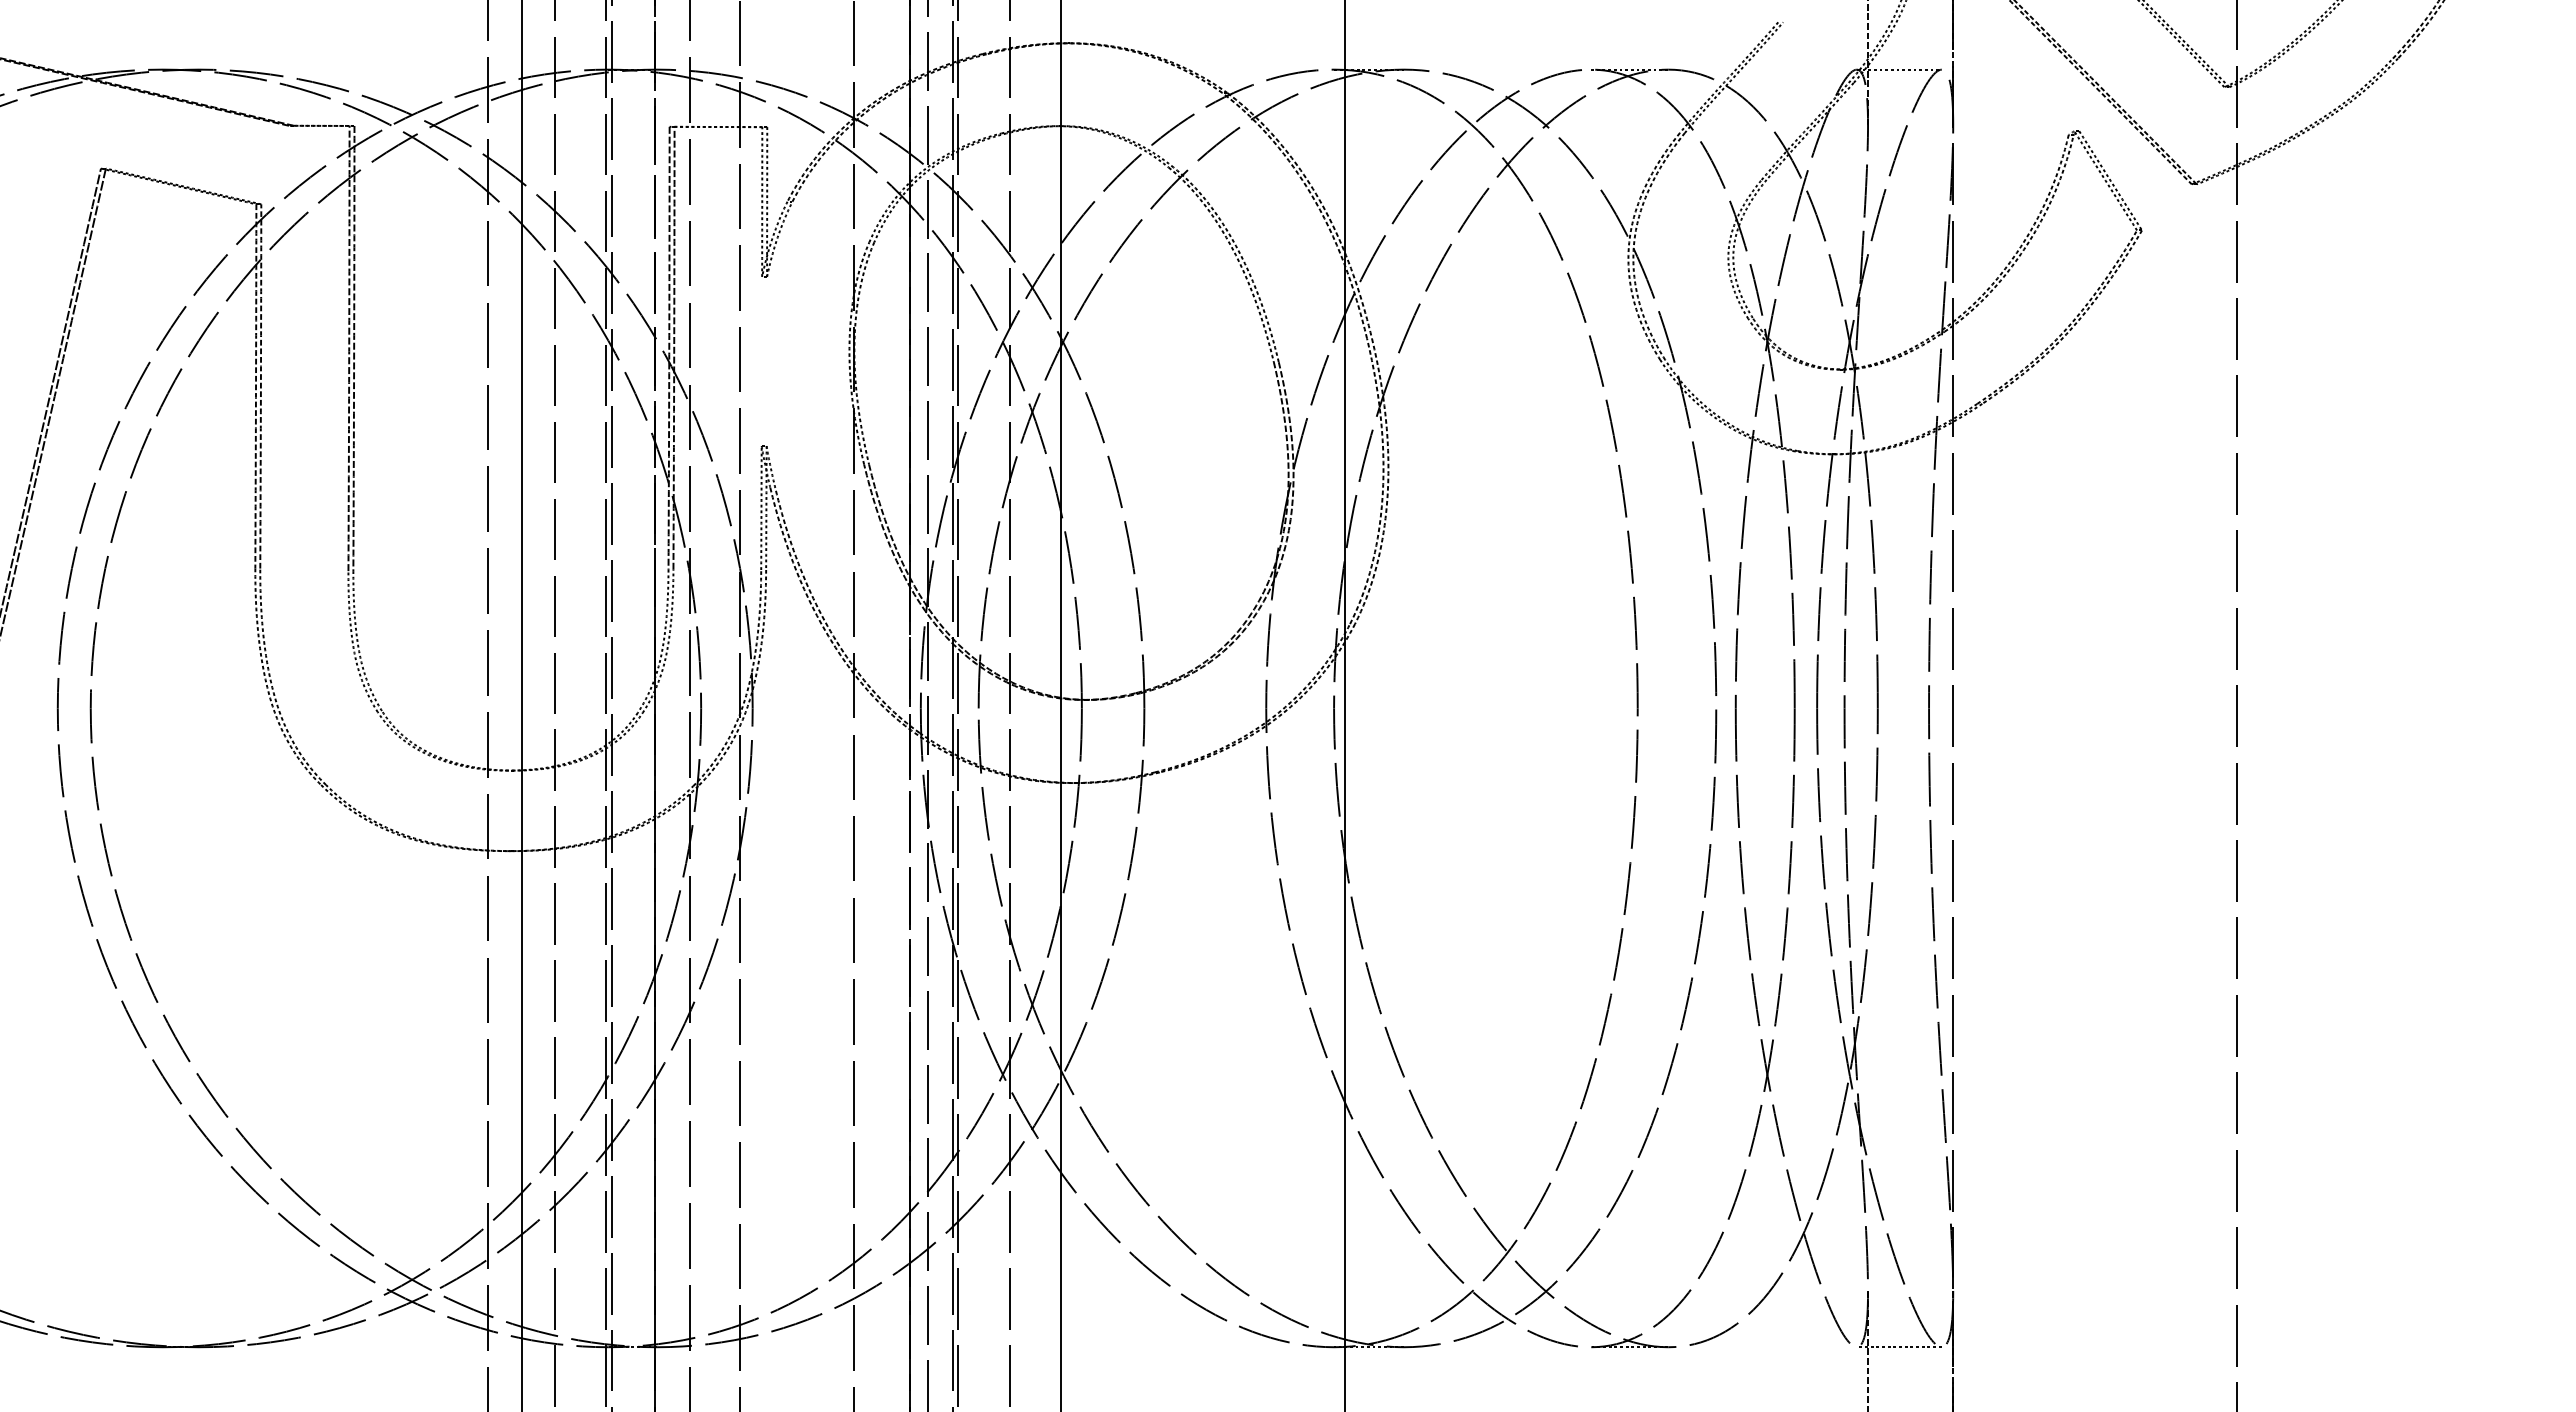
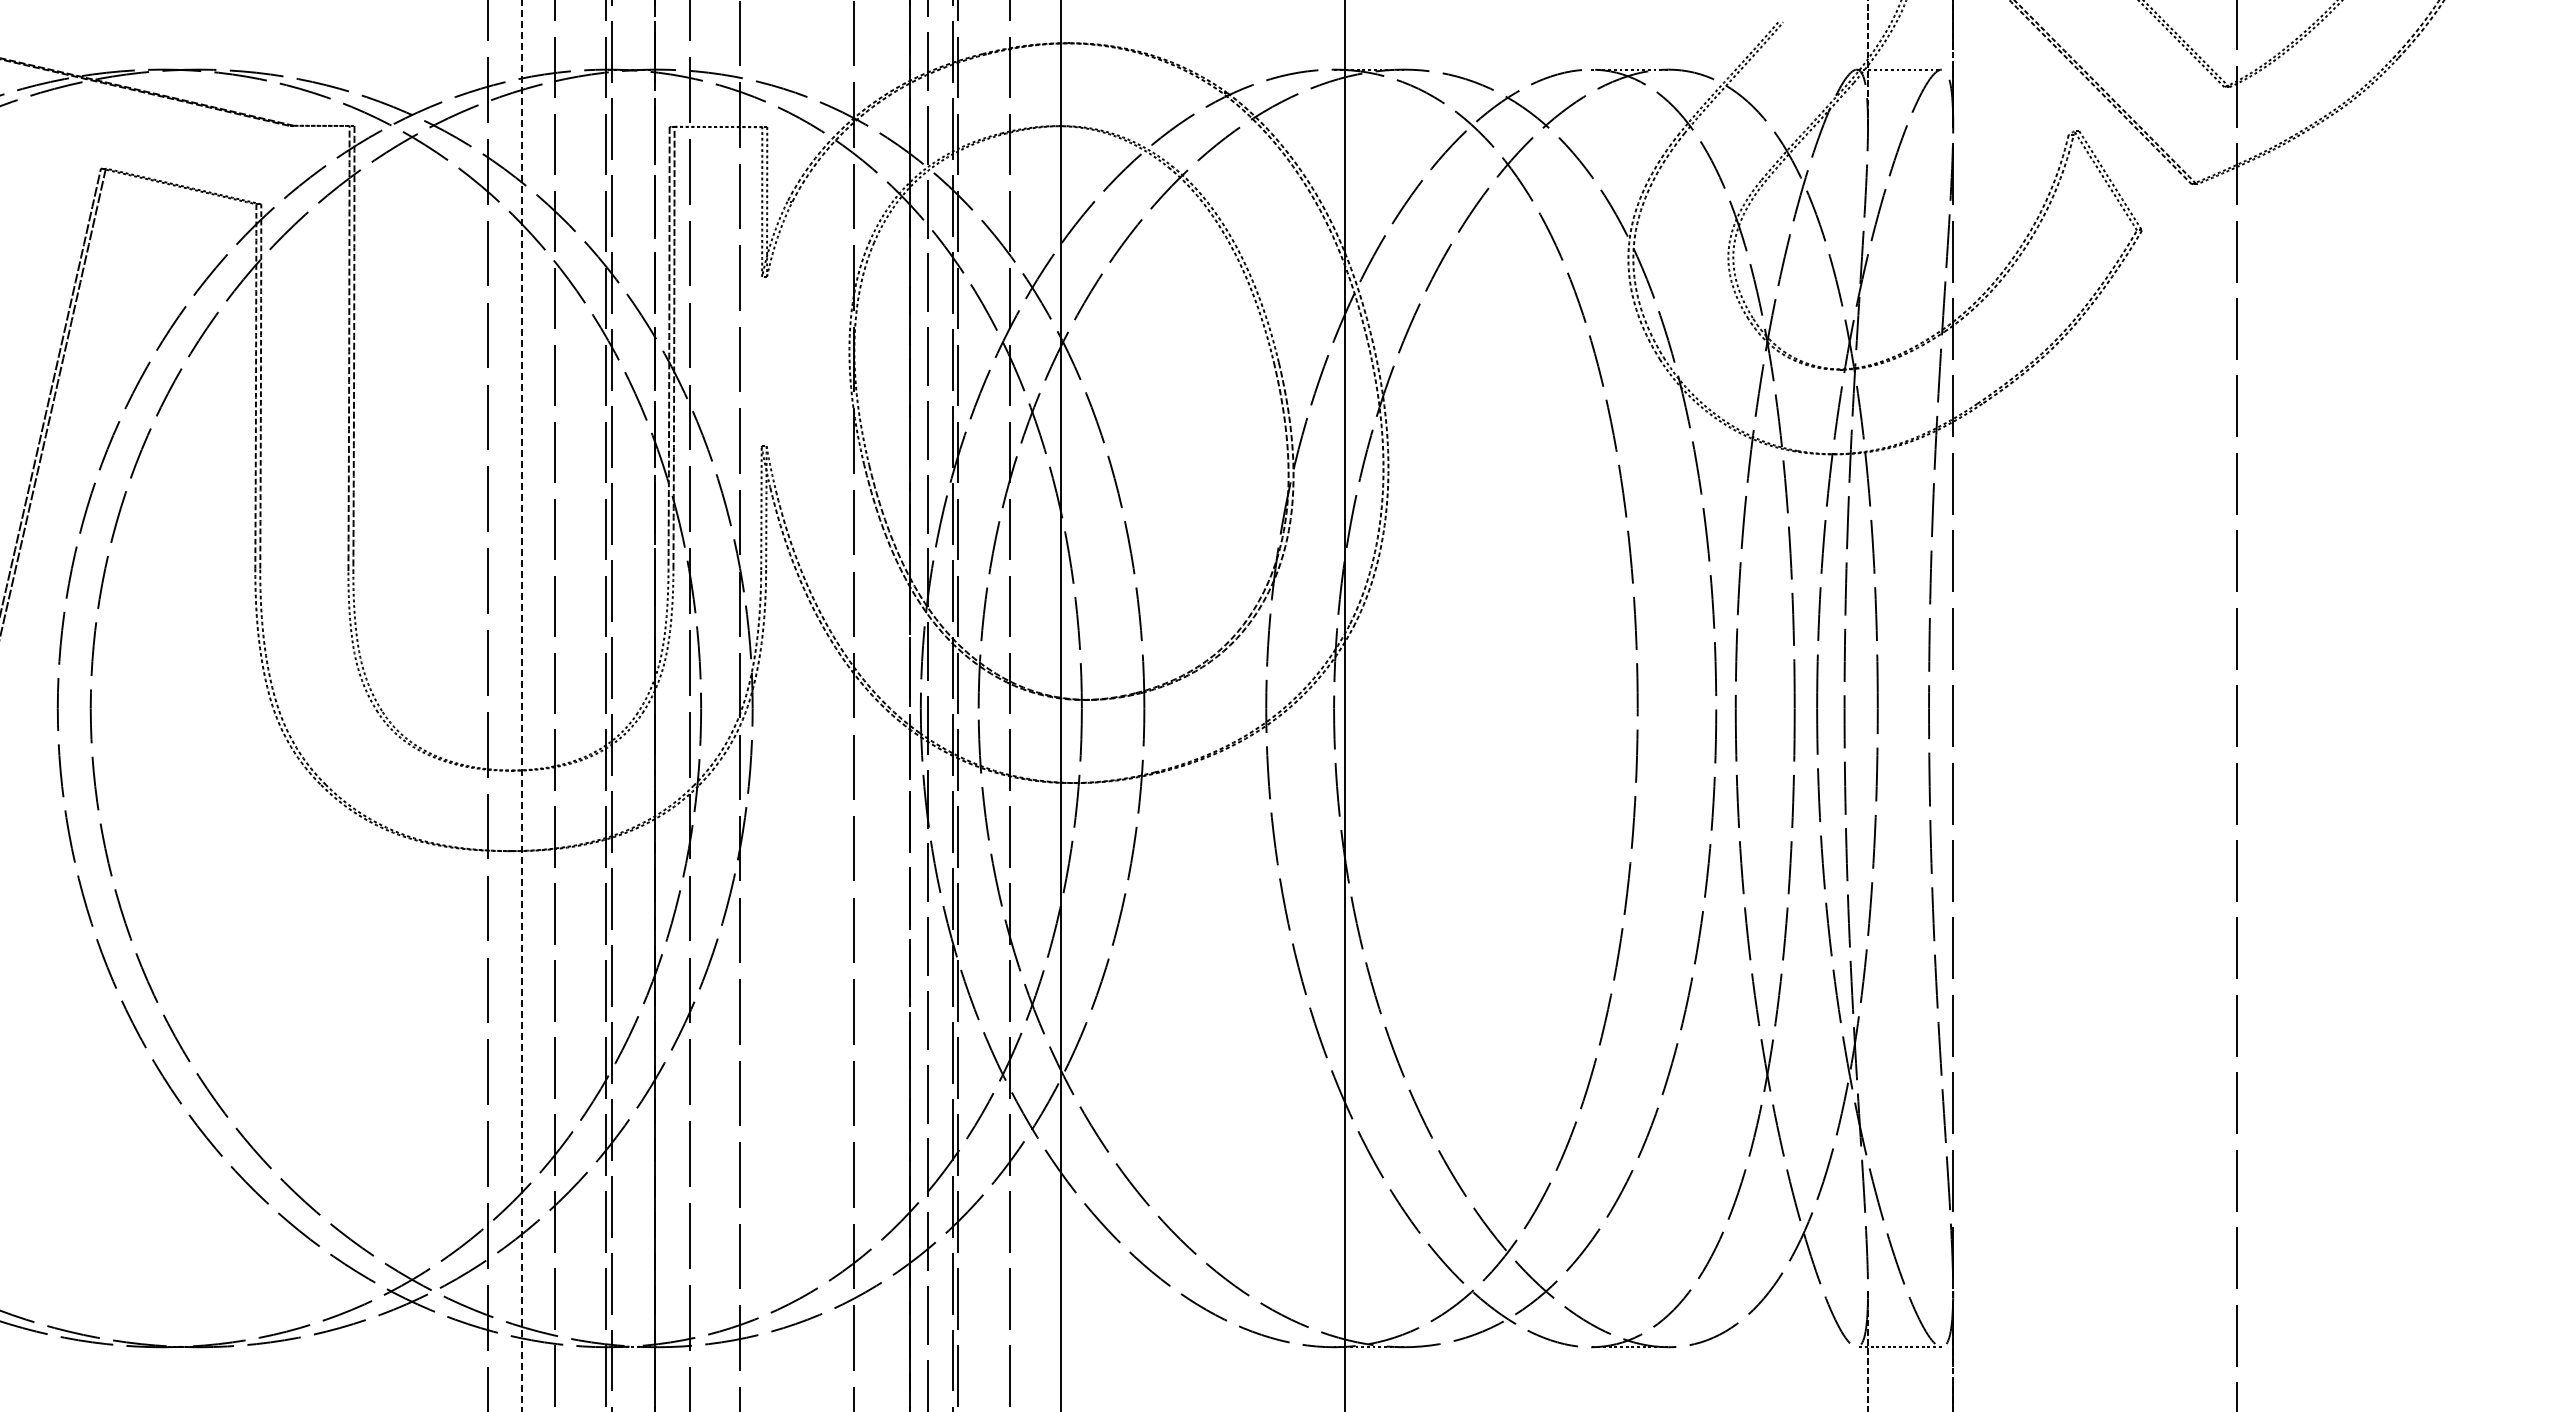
line: solid -> dashed (521, 705)
